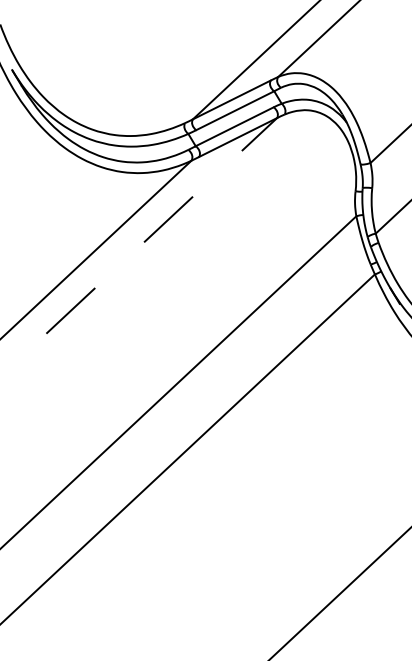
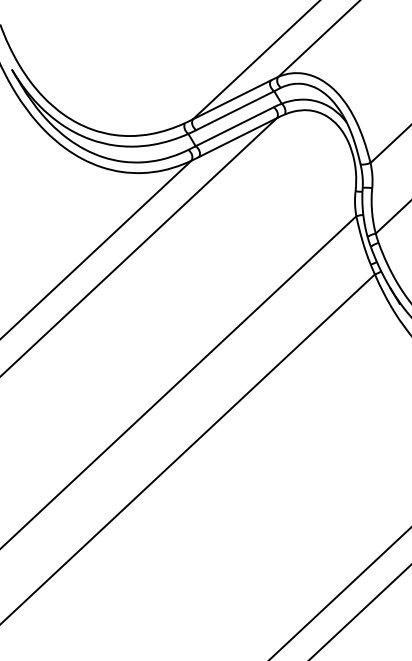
line: dashed -> solid (139, 247)
line: none -> present (359, 612)
